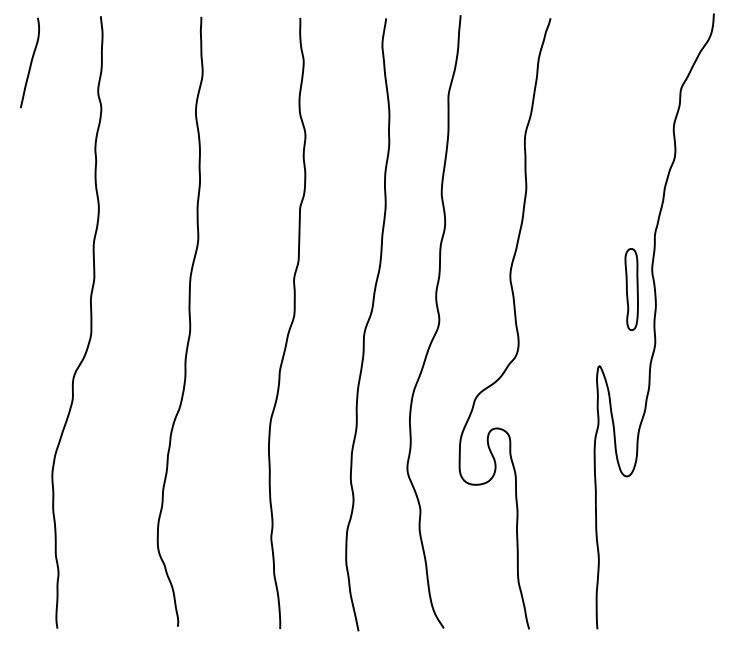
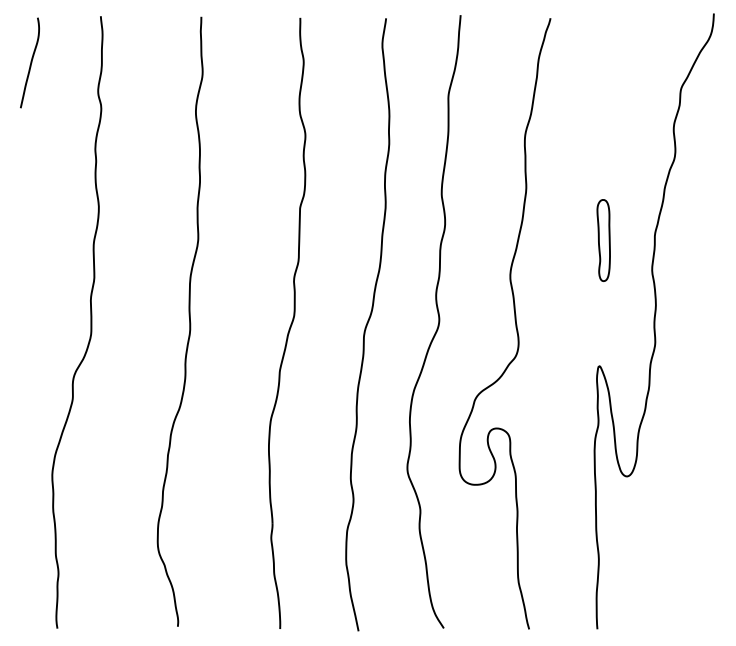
part position: (631, 289) -> (603, 240) (603, 240)
